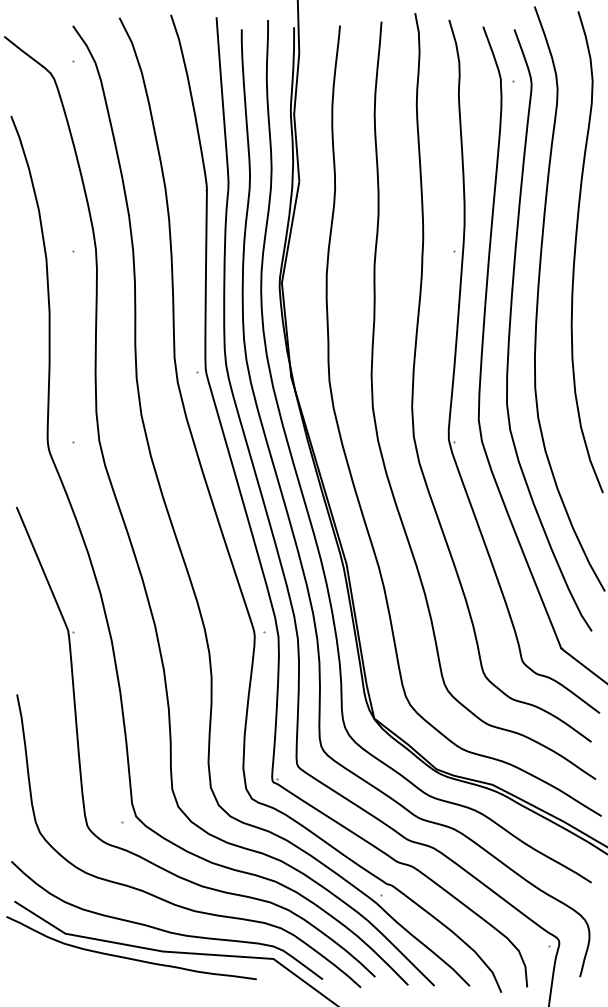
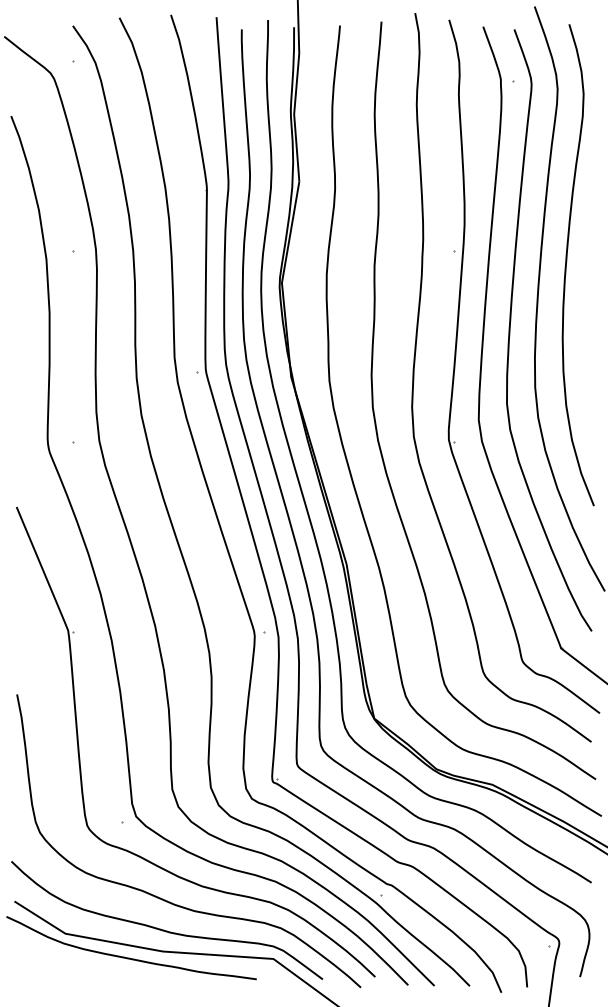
curve position: (576, 248) -> (567, 261) (567, 261)
